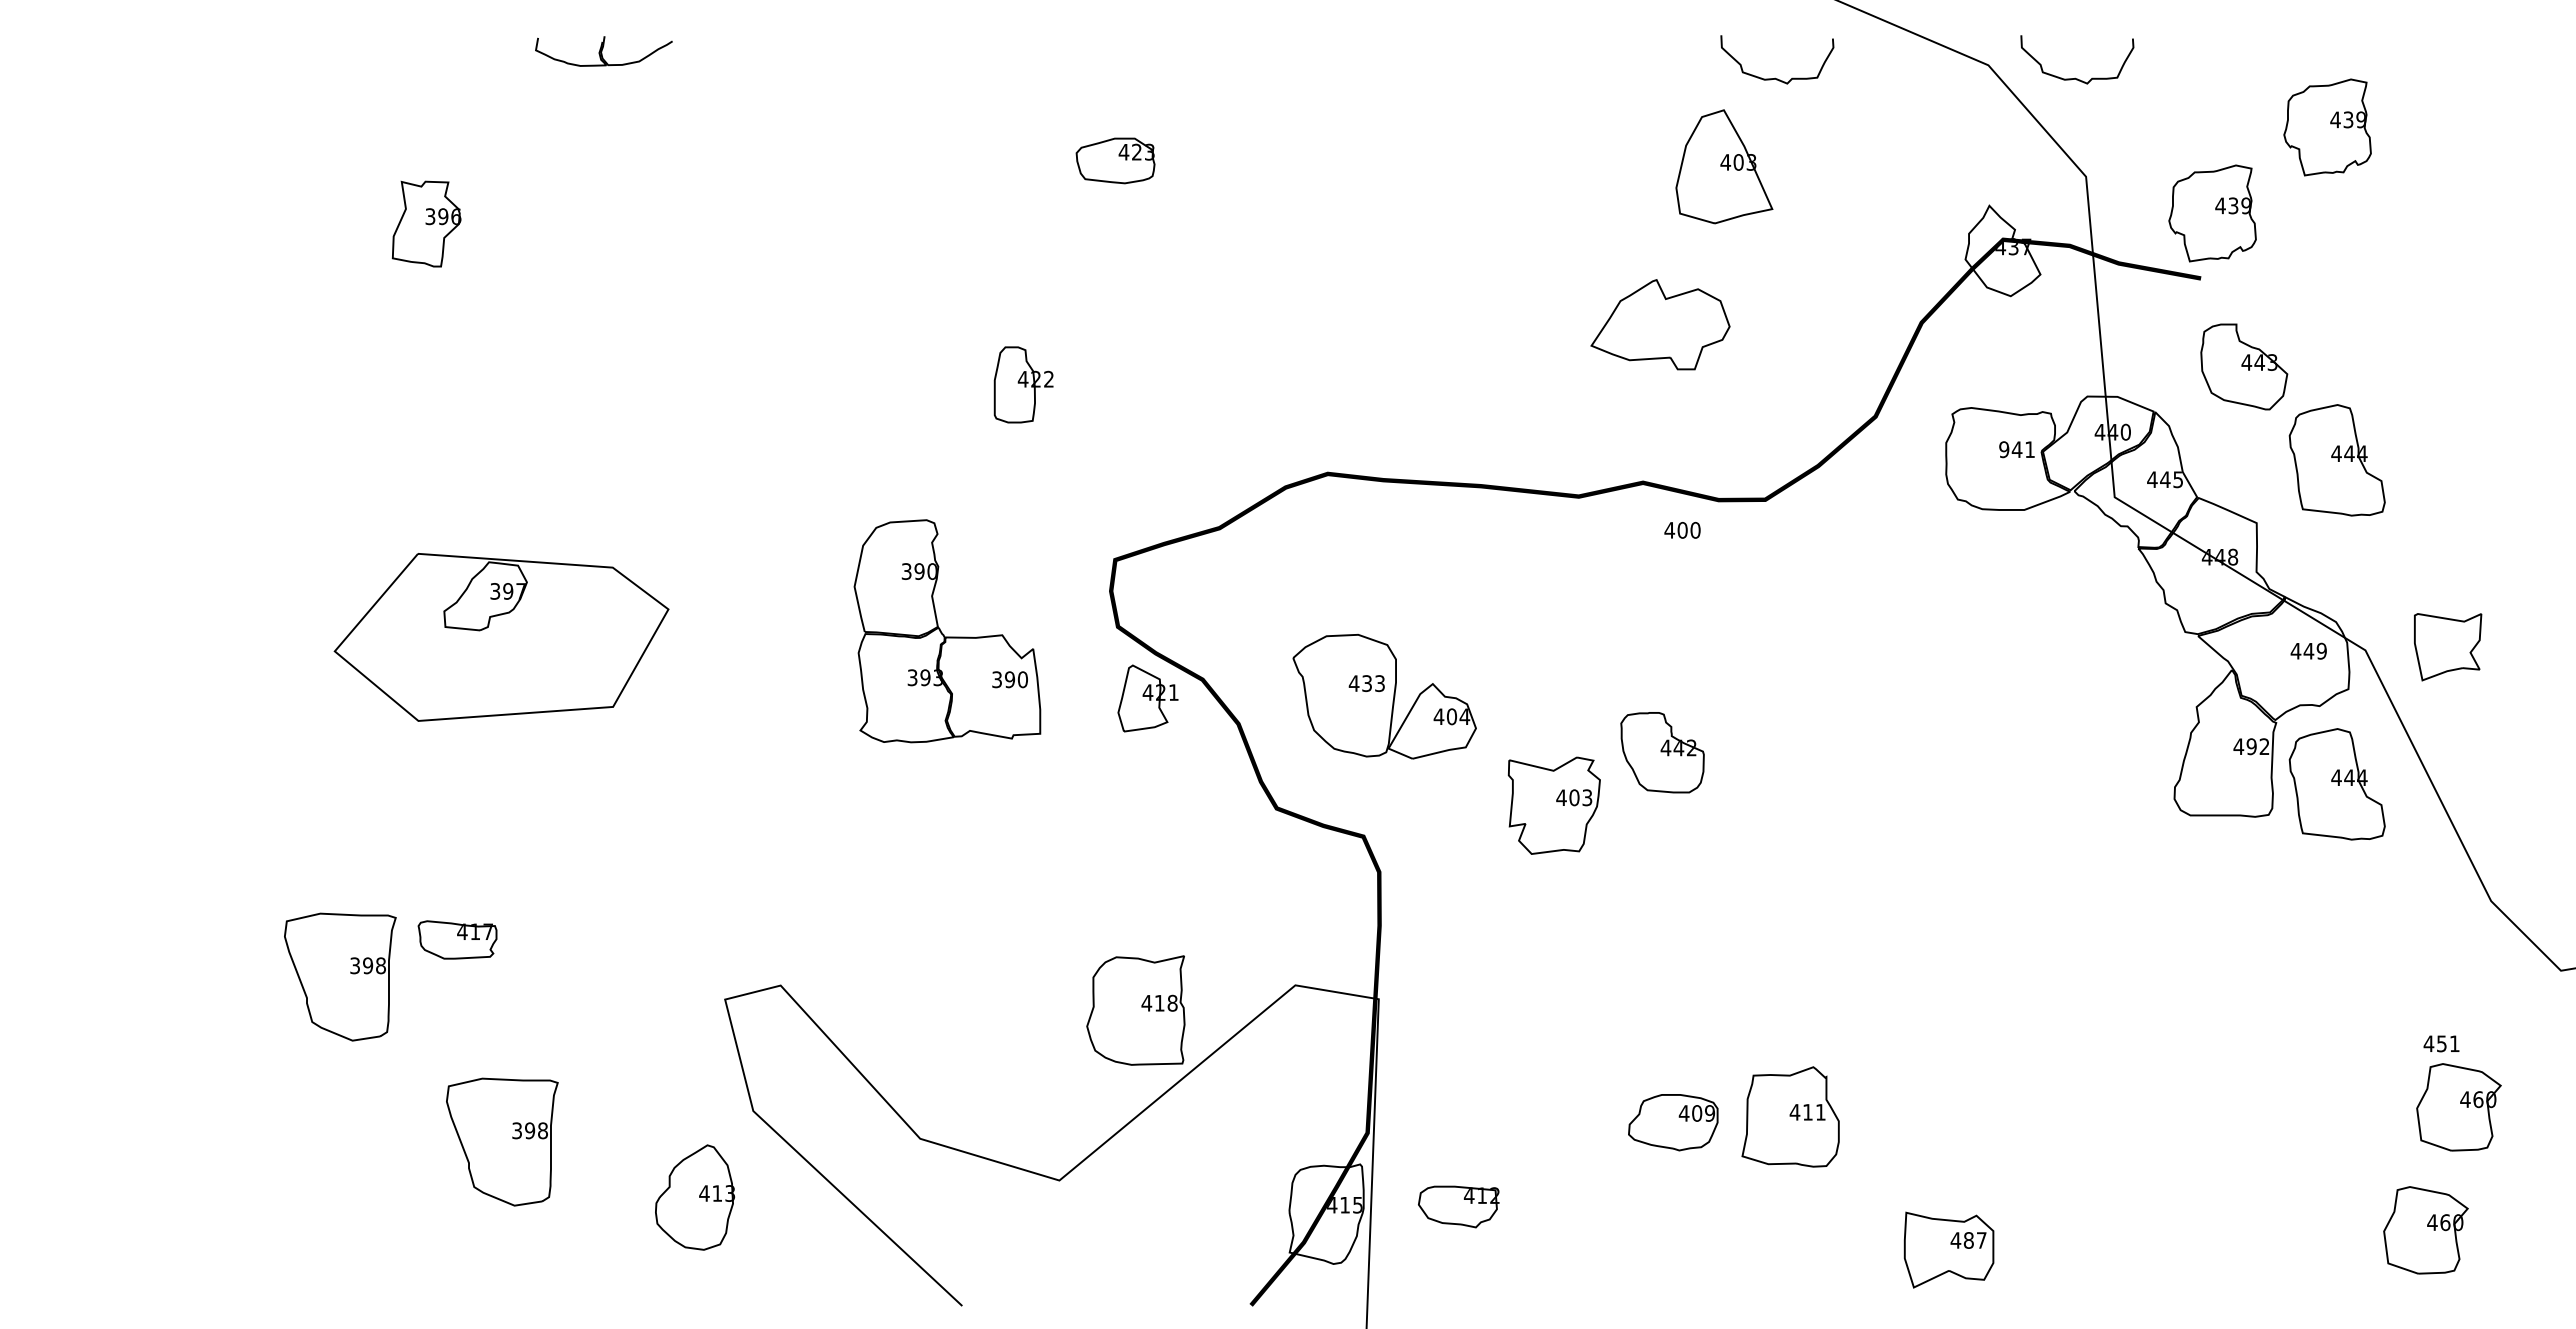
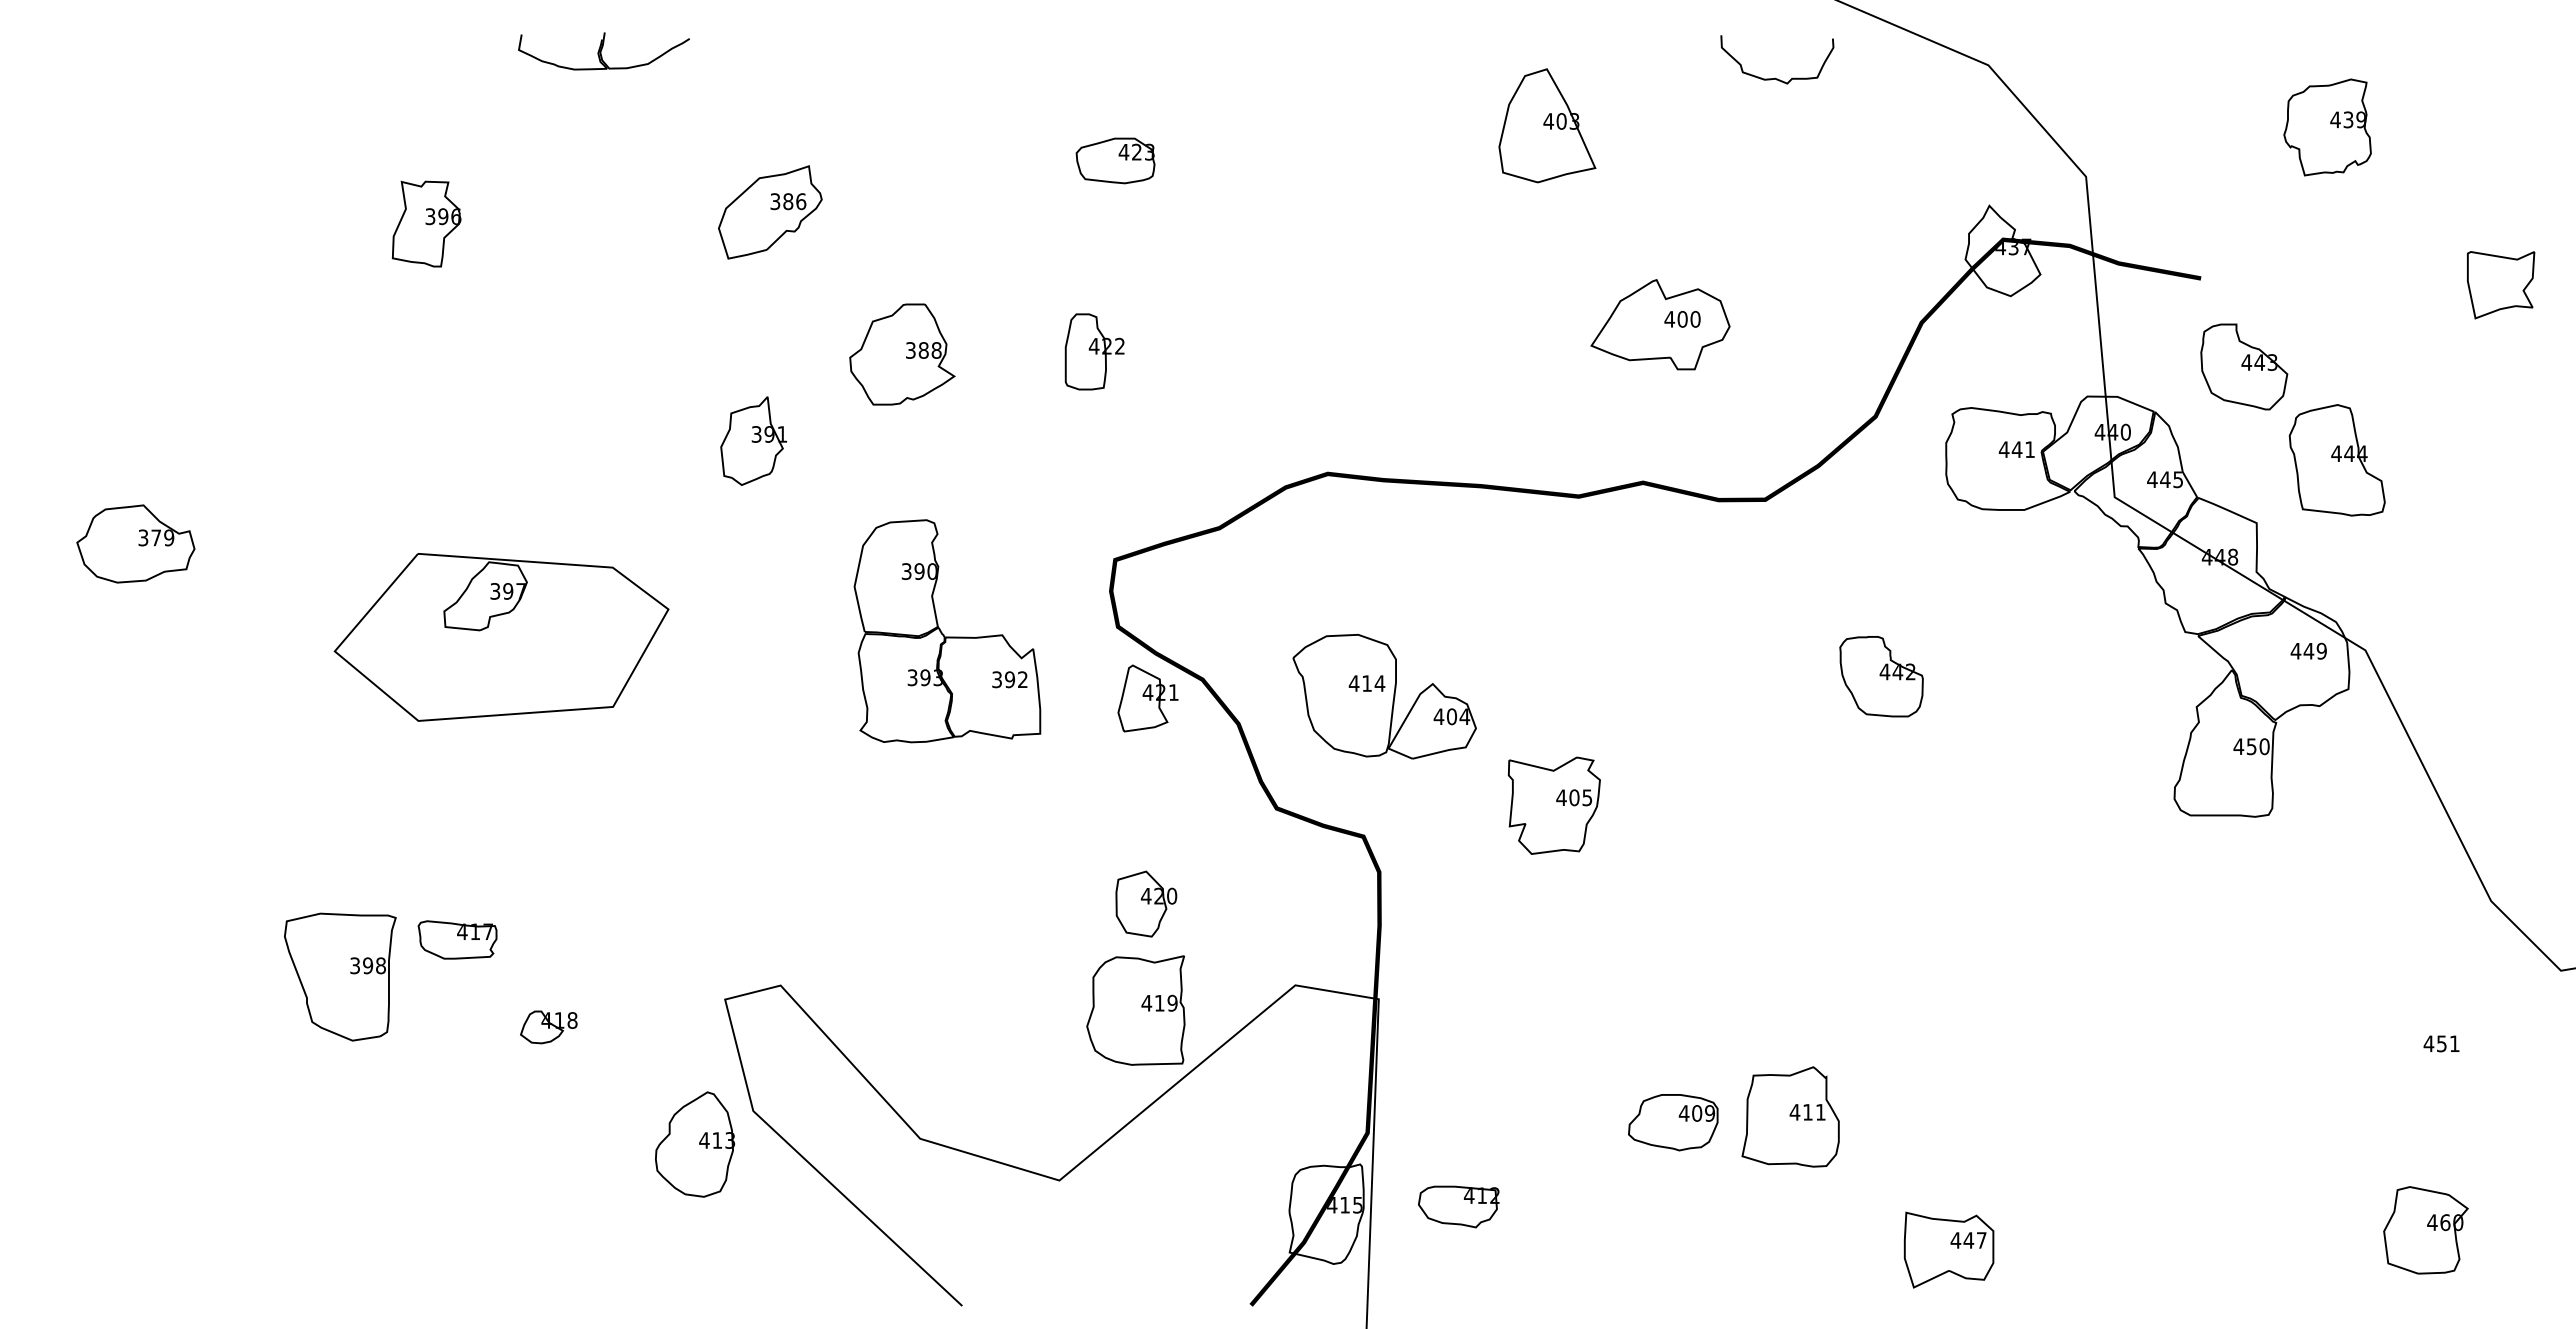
part size: 138x31 px -> 172x39 px (603, 51)
curve: present -> none (2075, 77)
part position: (1724, 166) -> (1547, 125) (1547, 125)
part: none -> present (770, 212)
part: present -> none (2212, 213)
part: none -> present (902, 354)
part position: (1023, 384) -> (1094, 351) (1094, 351)
part: none -> present (753, 440)
text: 941 -> 441 (2003, 449)
text position: (1682, 530) -> (1682, 319) (1682, 319)
part: none -> present (135, 543)
part position: (2448, 647) -> (2501, 285) (2501, 285)
text: 390 -> 392 (1022, 679)
text: 433 -> 414 (1373, 683)
text: 492 -> 450 (2257, 746)
part position: (1662, 752) -> (1881, 676) (1881, 676)
part: present -> none (2336, 784)
text: 403 -> 405 (1587, 797)
part: none -> present (1146, 903)
text: 418 -> 419 (1172, 1003)
part: none -> present (548, 1027)
part: present -> none (2458, 1107)
part: present -> none (502, 1141)
part position: (695, 1197) -> (695, 1144) (695, 1144)
text: 487 -> 447 (1968, 1240)
